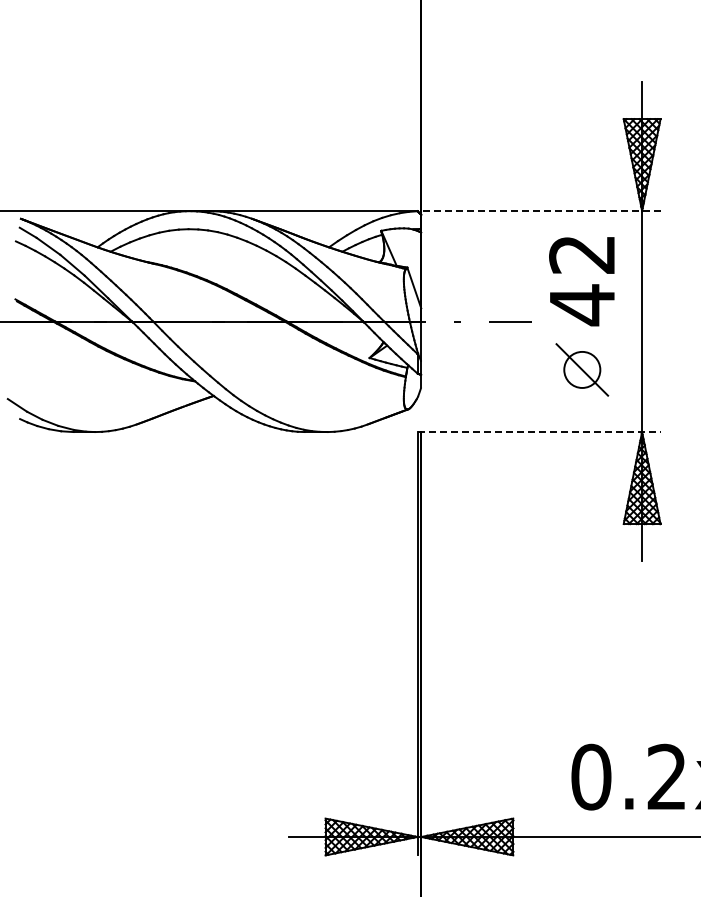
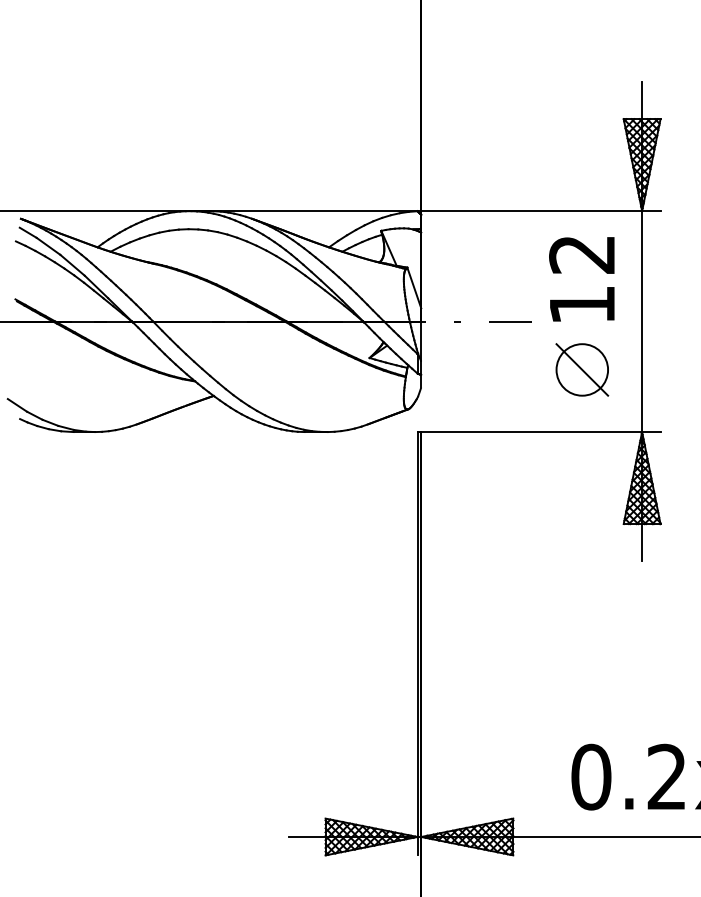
line: dashed -> solid (538, 211)
text: 42 -> 12 (582, 305)
circle diameter: 36 px -> 52 px (582, 369)
line: dashed -> solid (539, 432)
